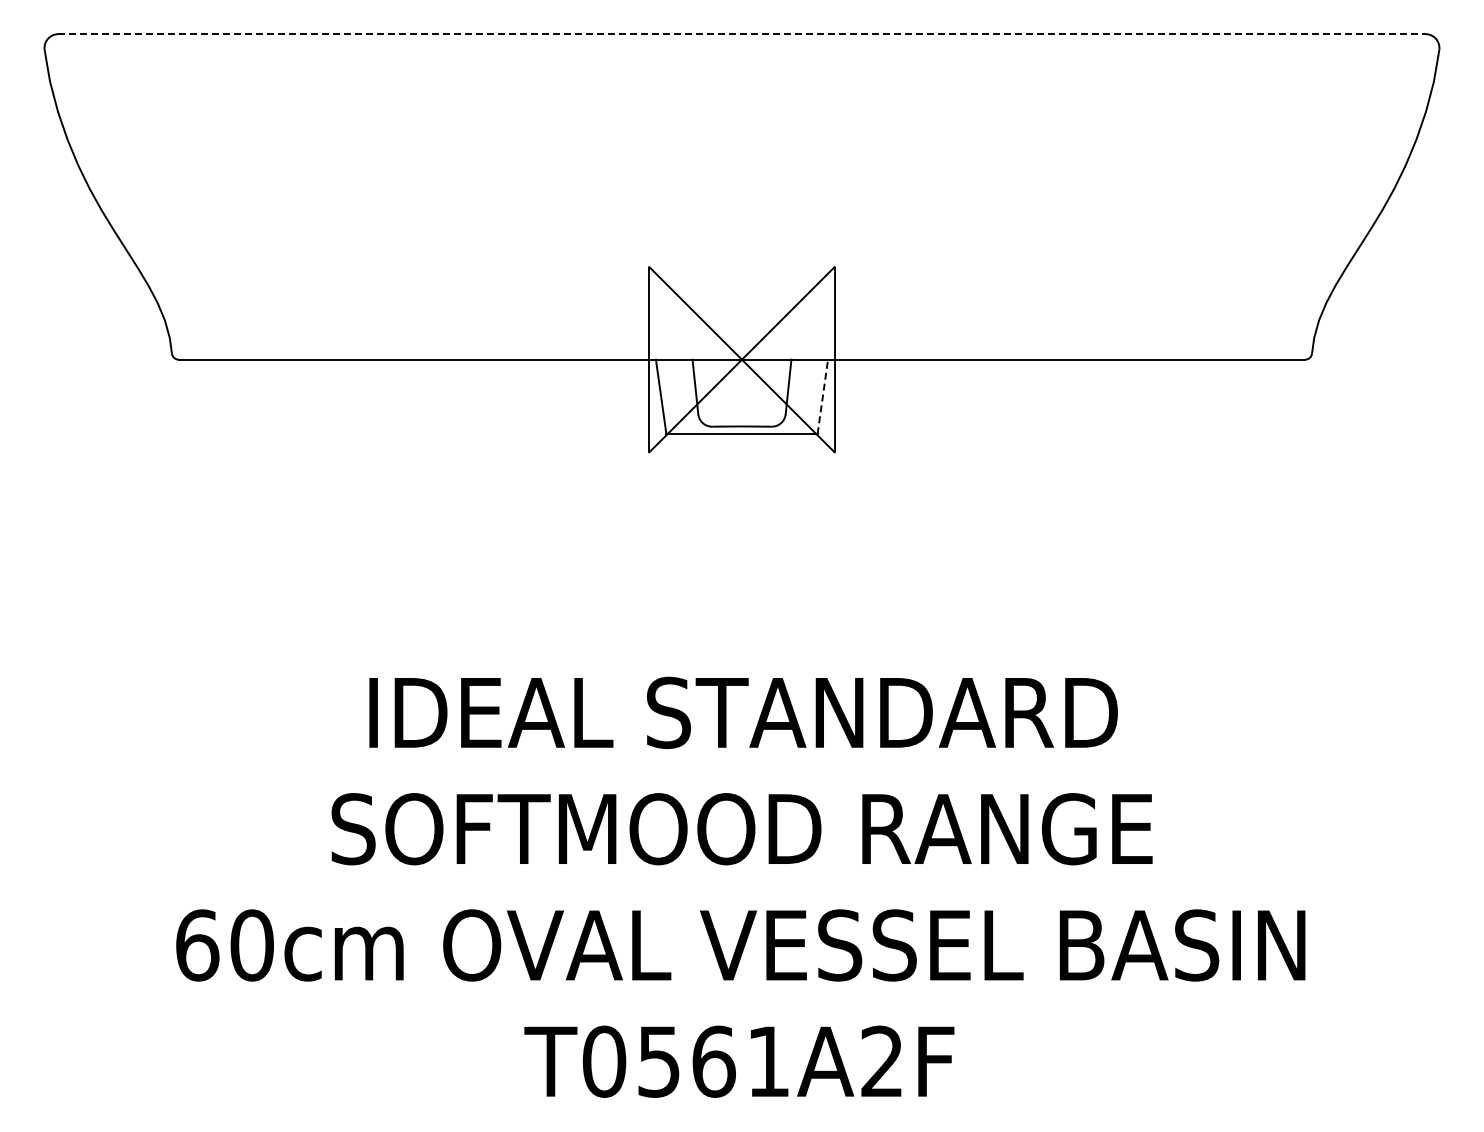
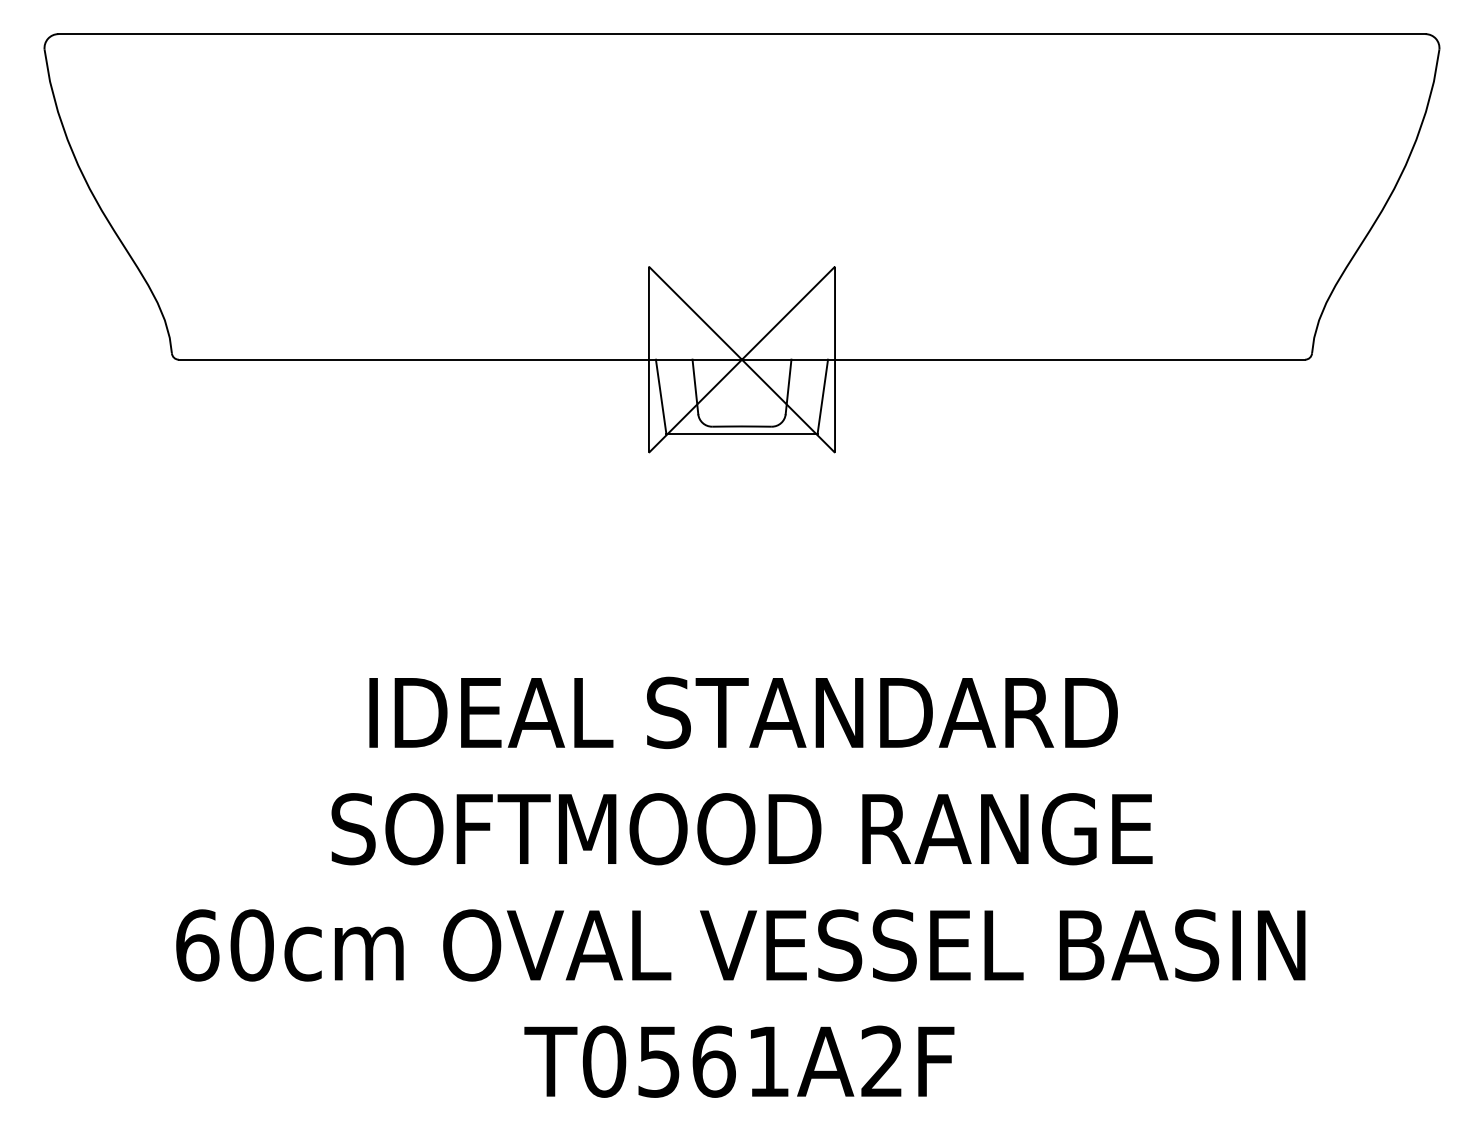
line: dashed -> solid (742, 34)
line: dashed -> solid (822, 396)
